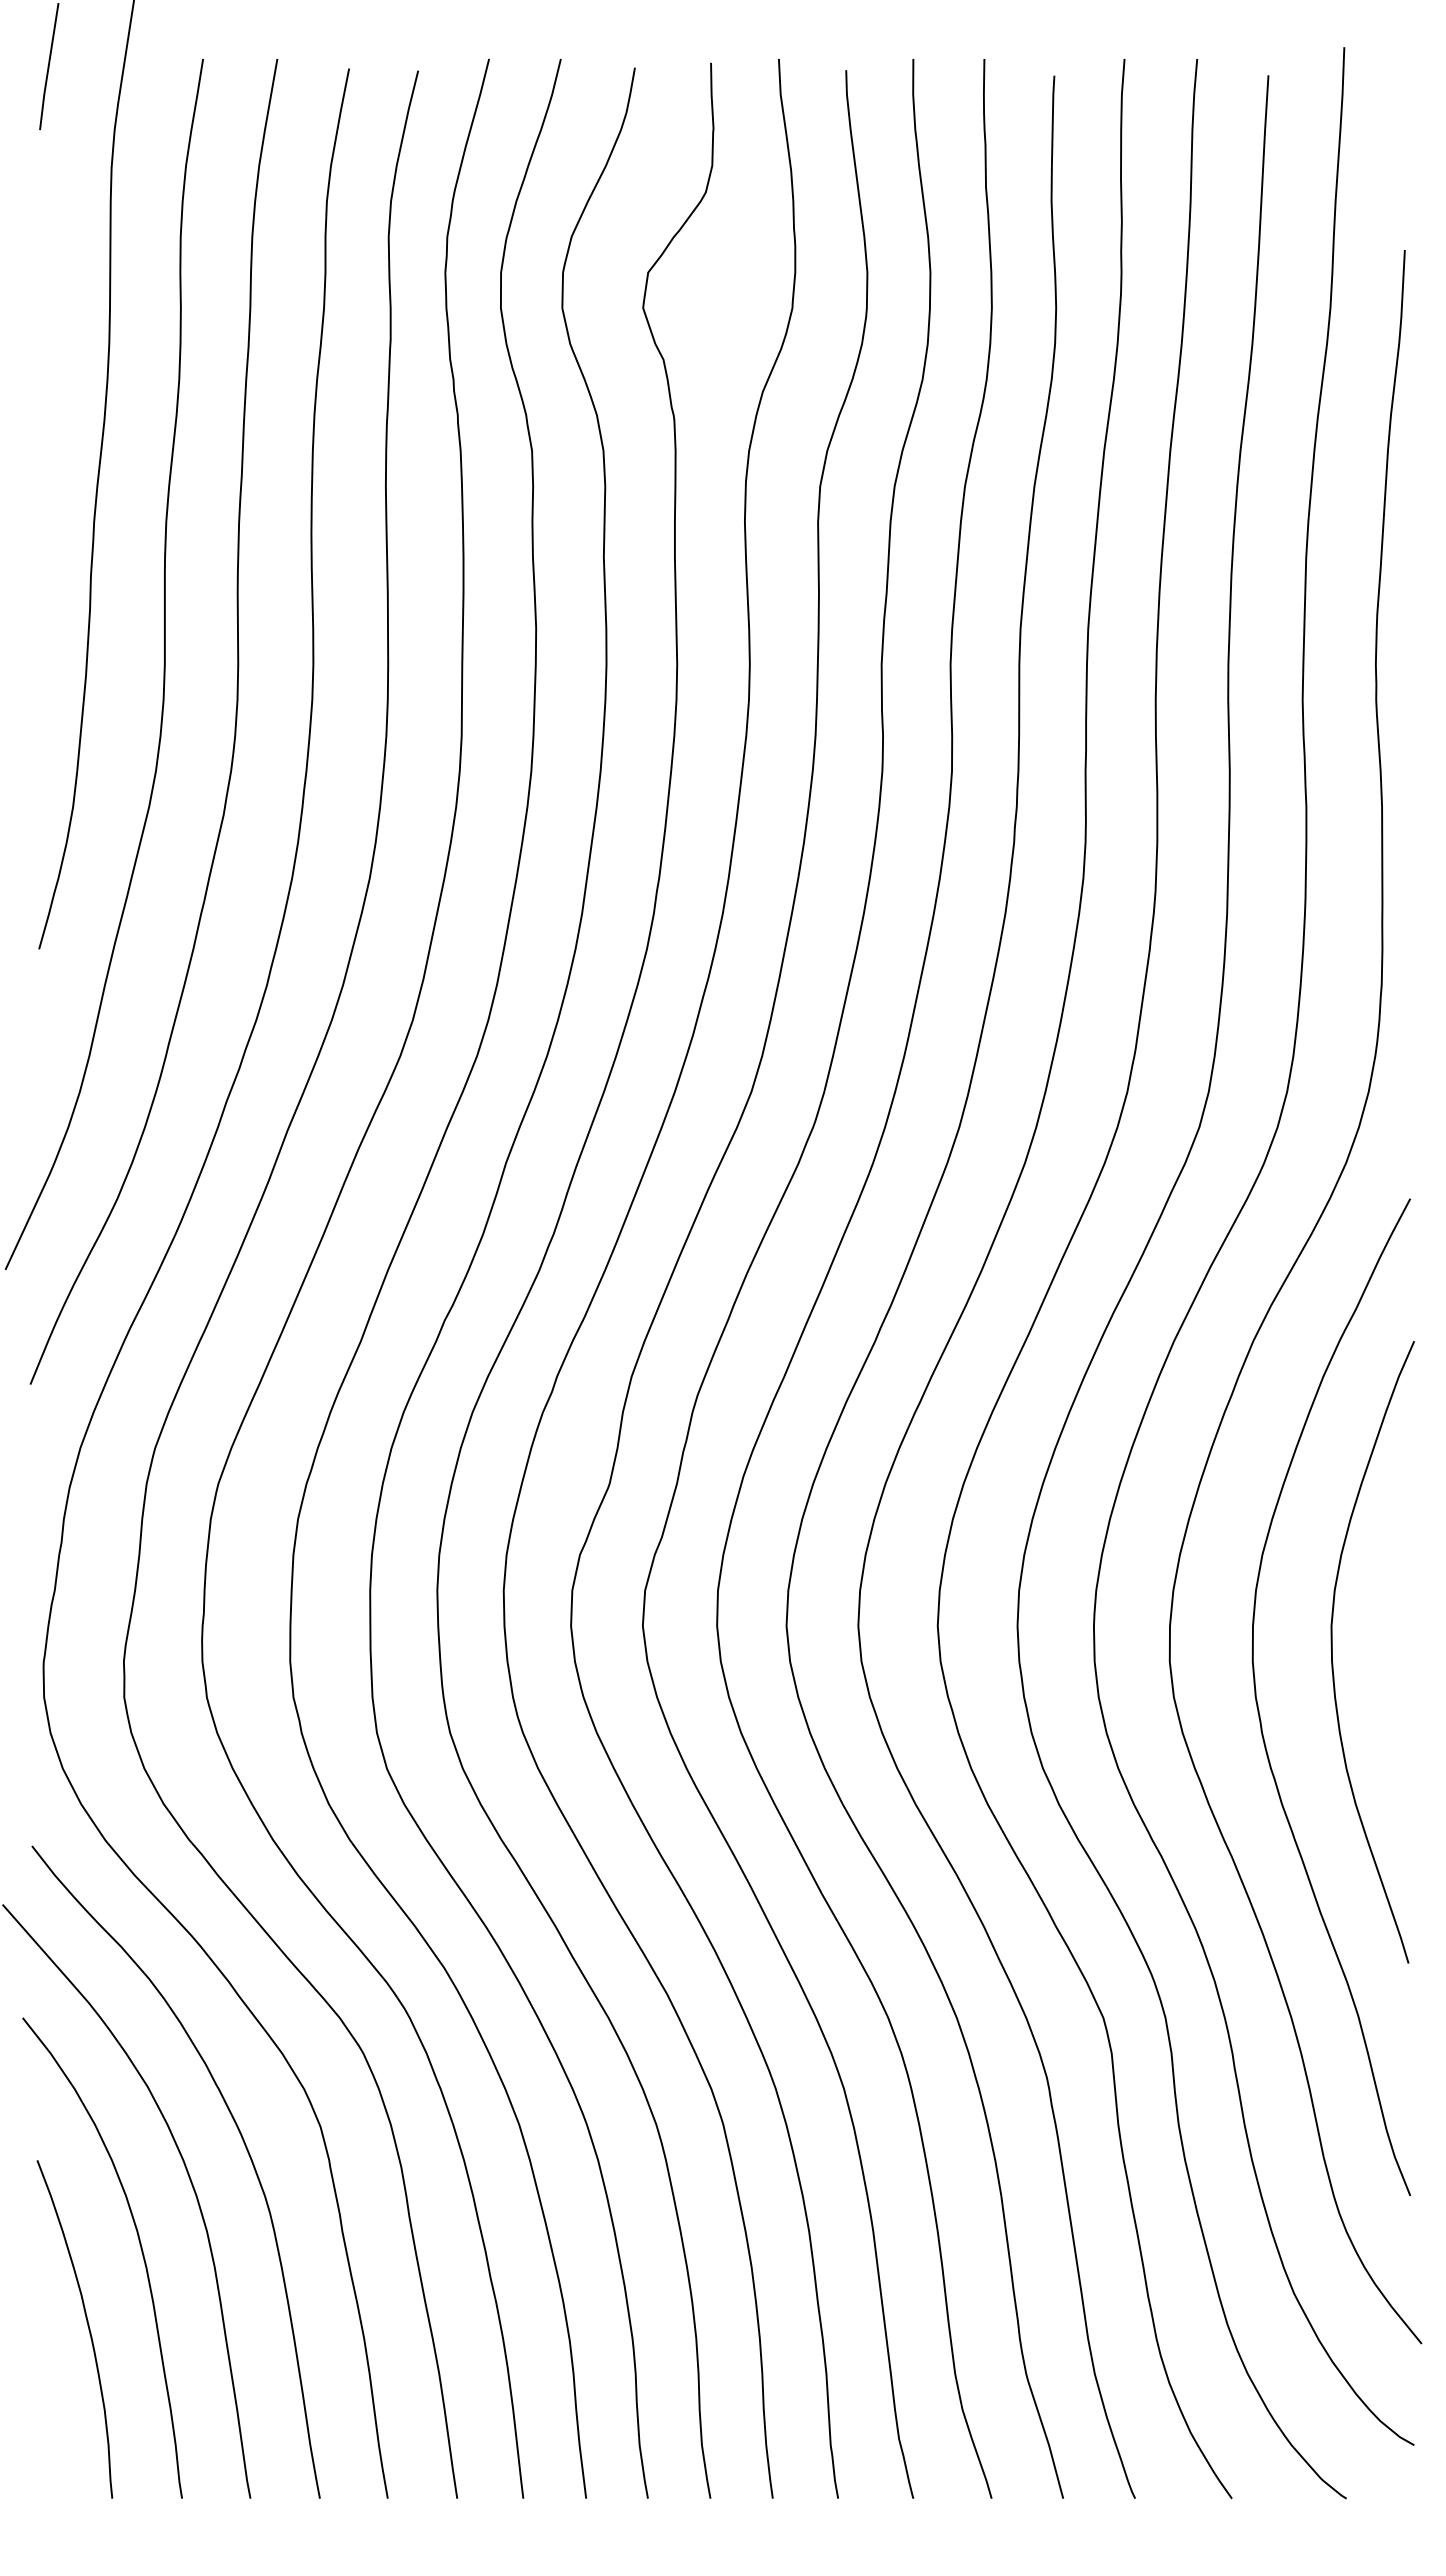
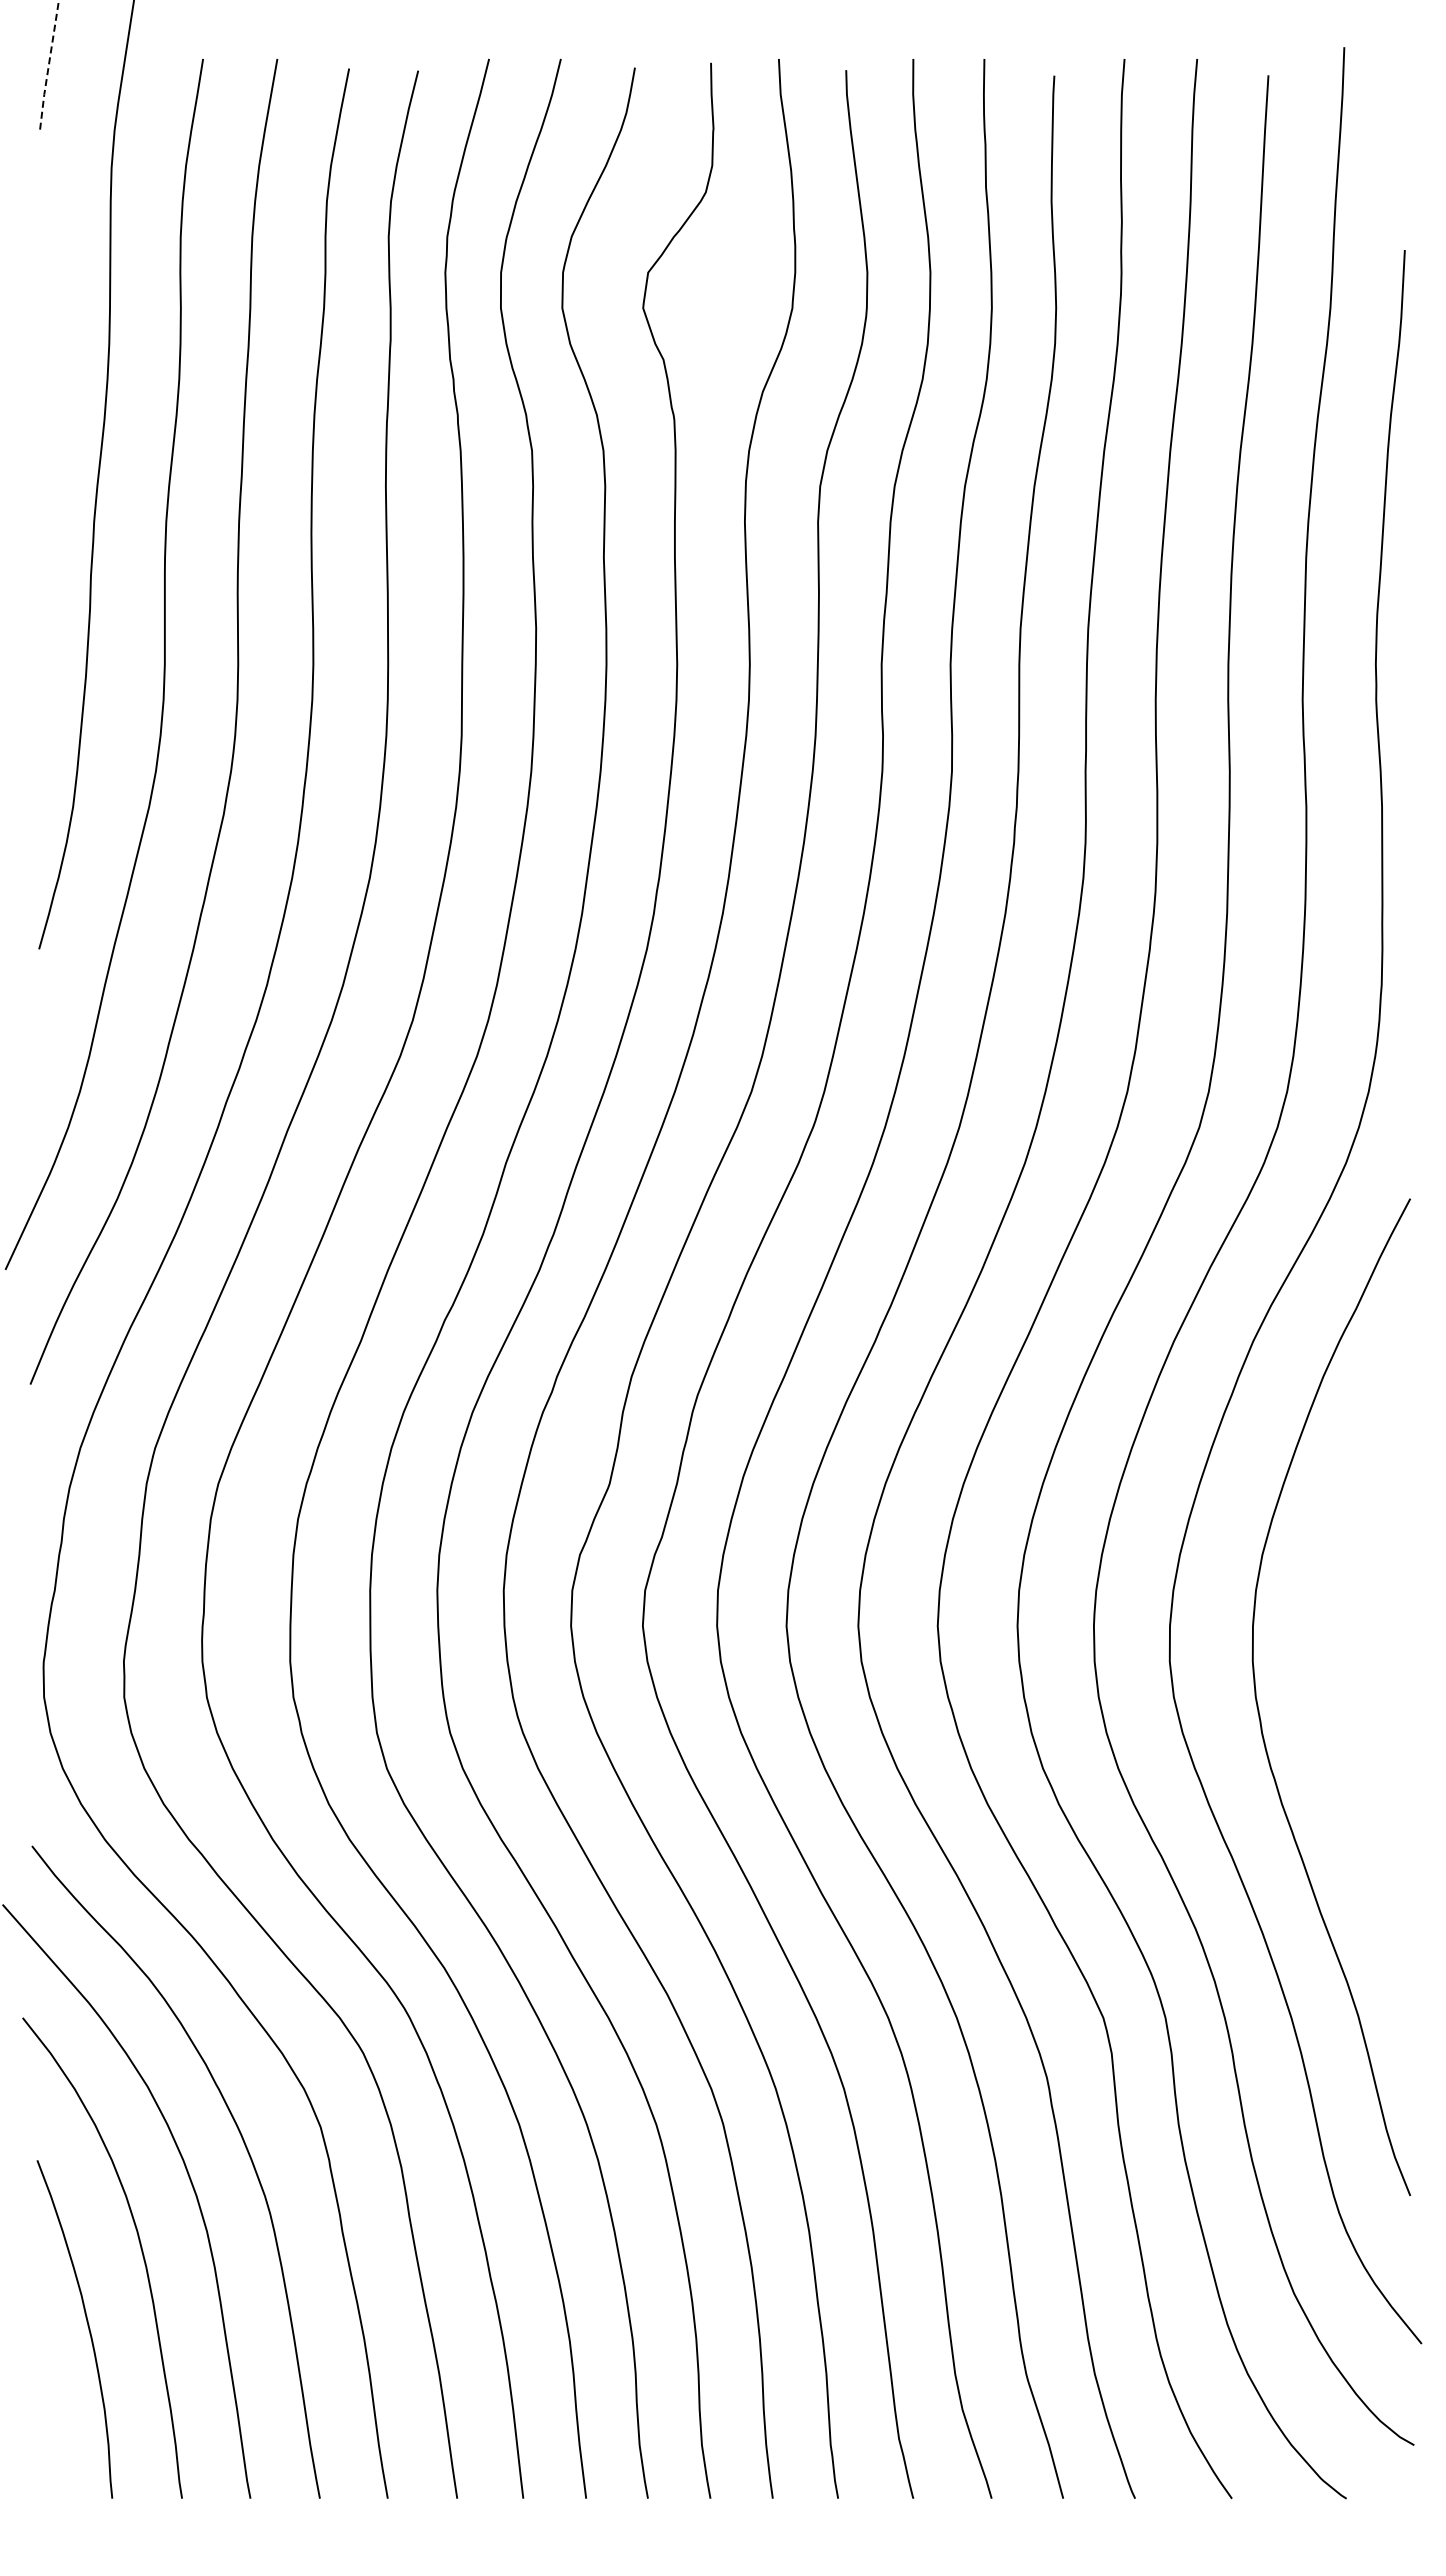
line: solid -> dashed (48, 66)
curve: present -> none (1332, 1652)
